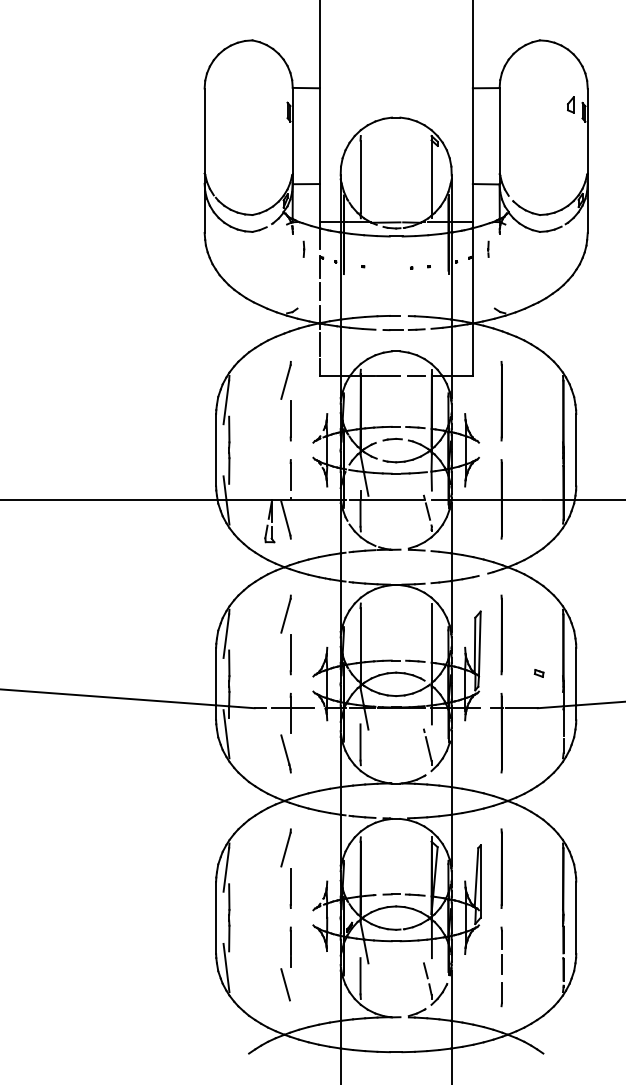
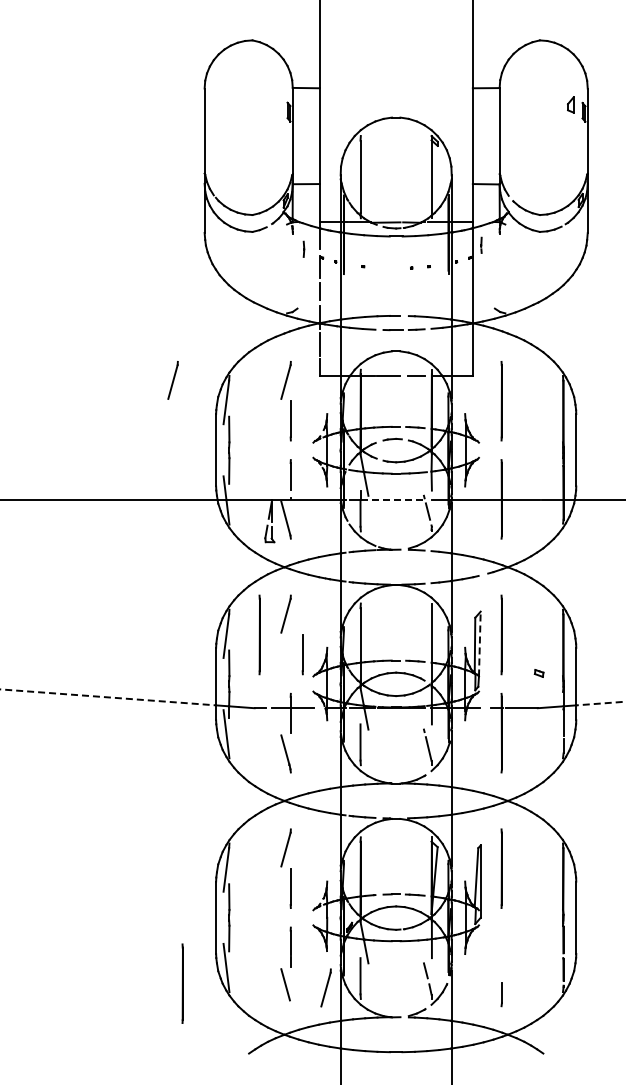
line position: (488, 248) -> (481, 244) (481, 244)
line: none -> present (172, 380)
line: solid -> dashed (393, 500)
line: none -> present (259, 634)
line: solid -> dashed (479, 643)
line position: (290, 654) -> (302, 654) (302, 654)
line: solid -> dashed (108, 697)
line: solid -> dashed (600, 703)
line: present -> none (501, 949)
line: none -> present (182, 983)
line: none -> present (325, 987)
